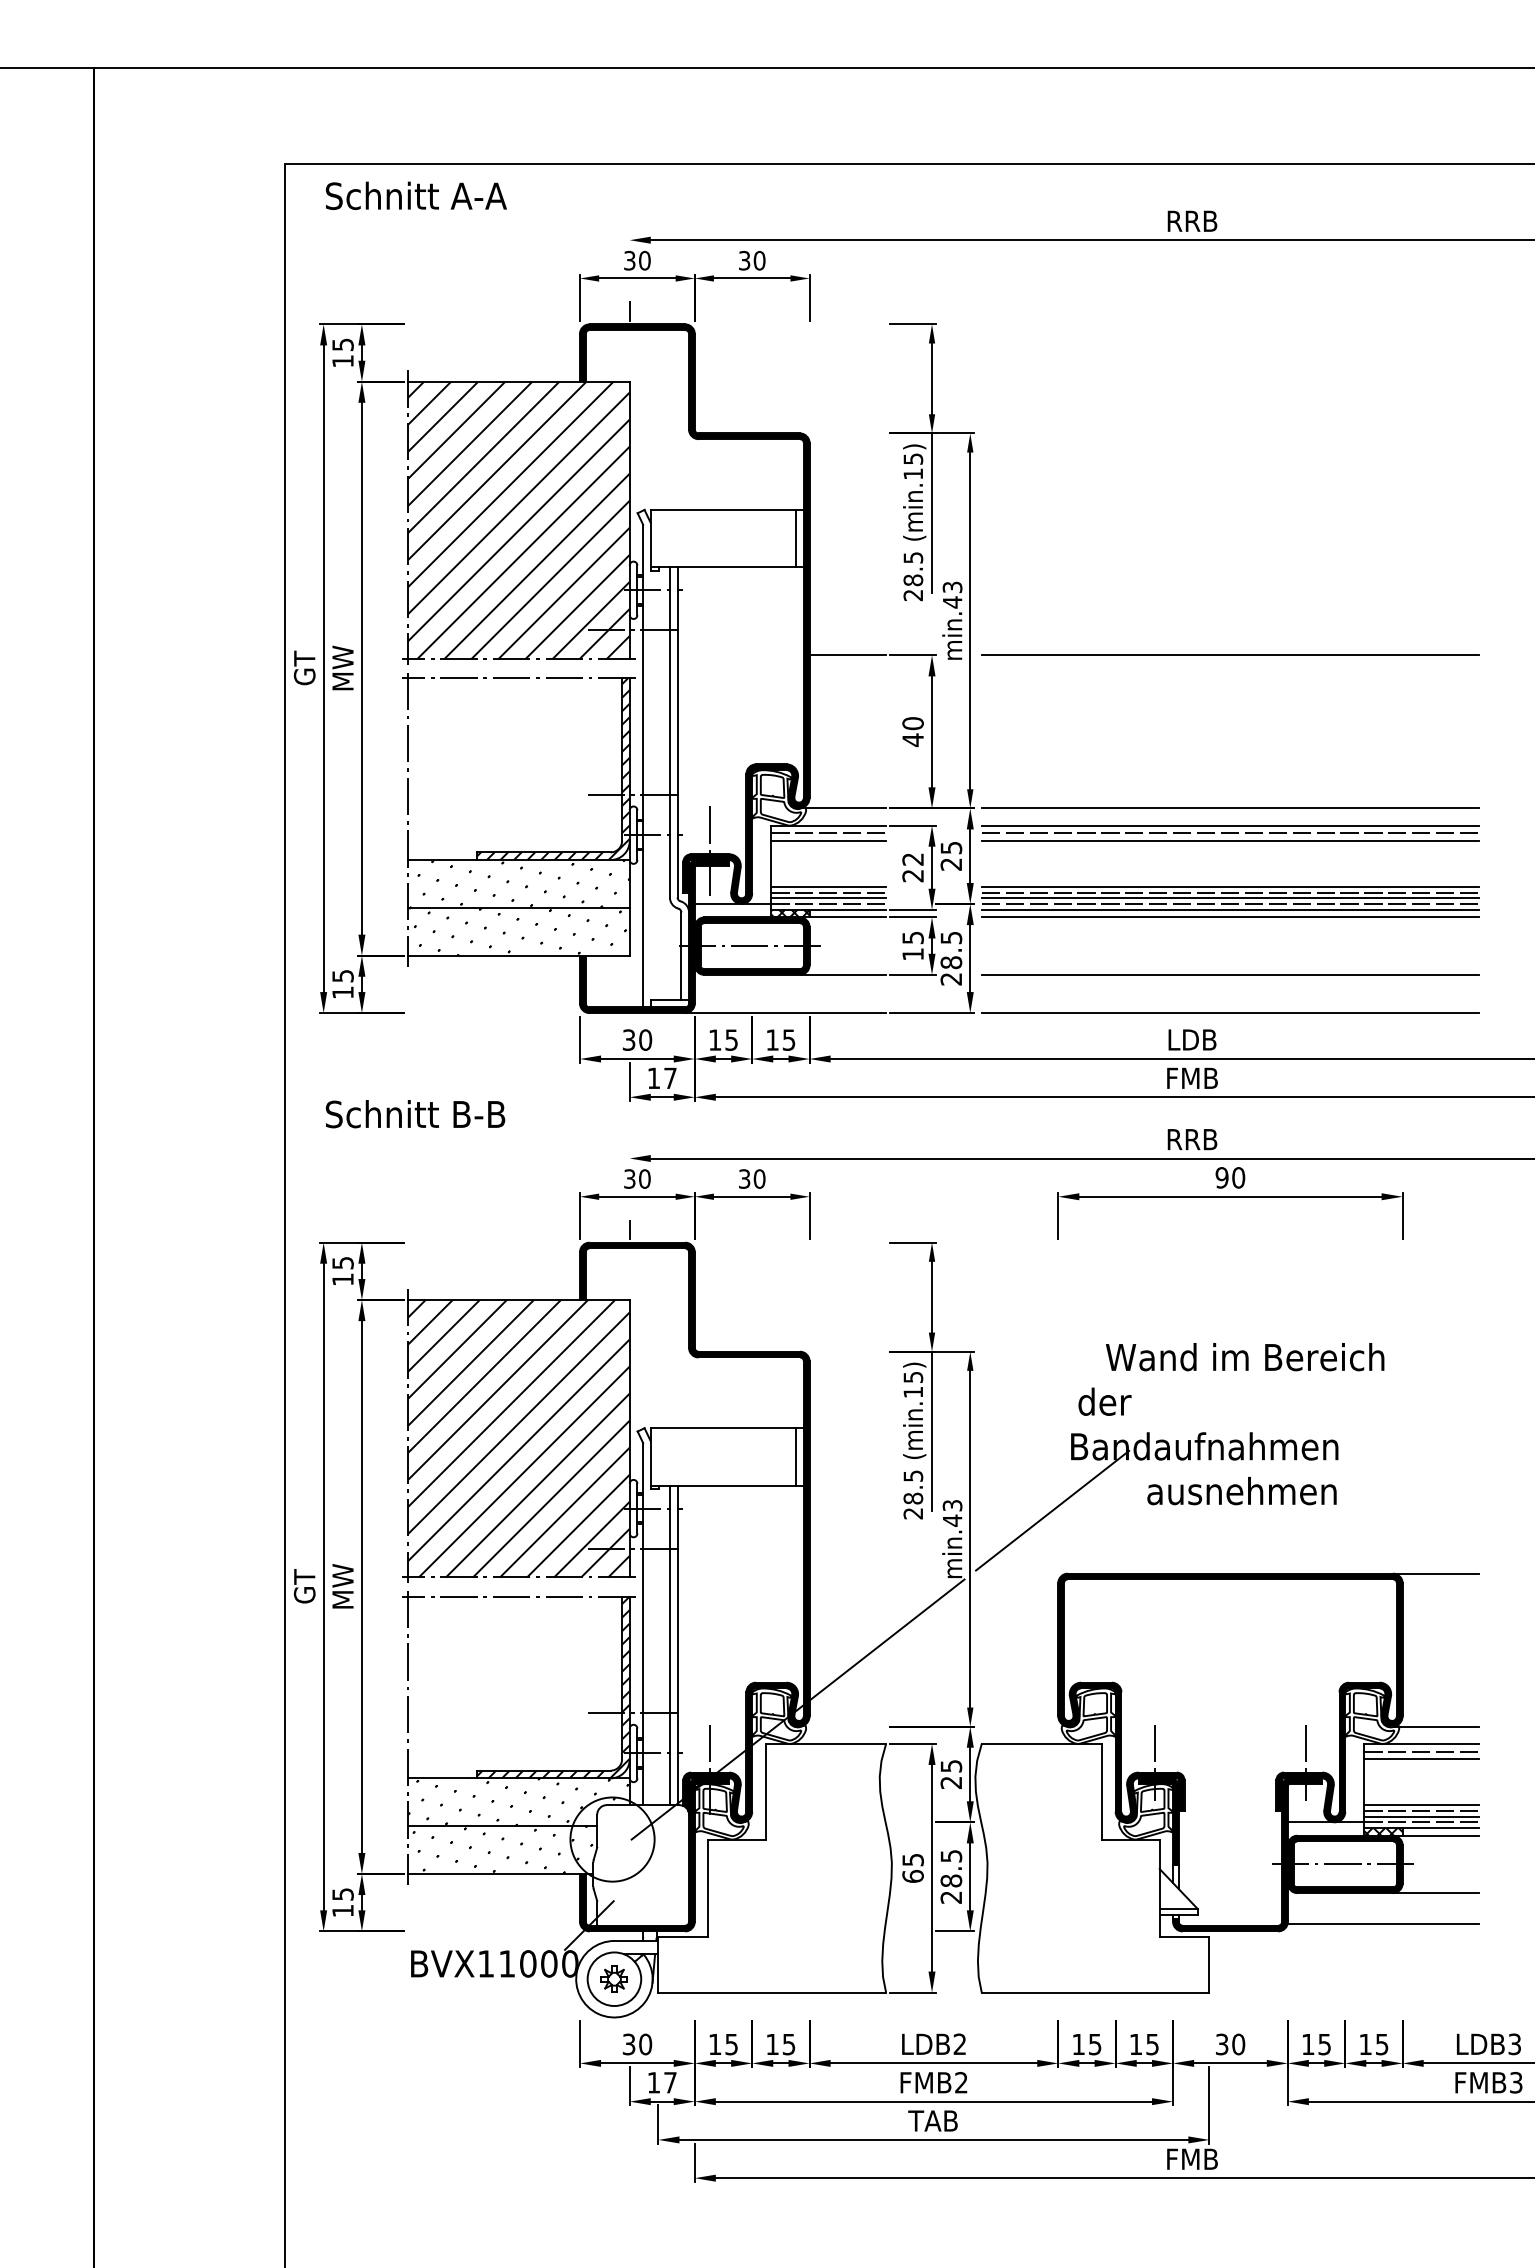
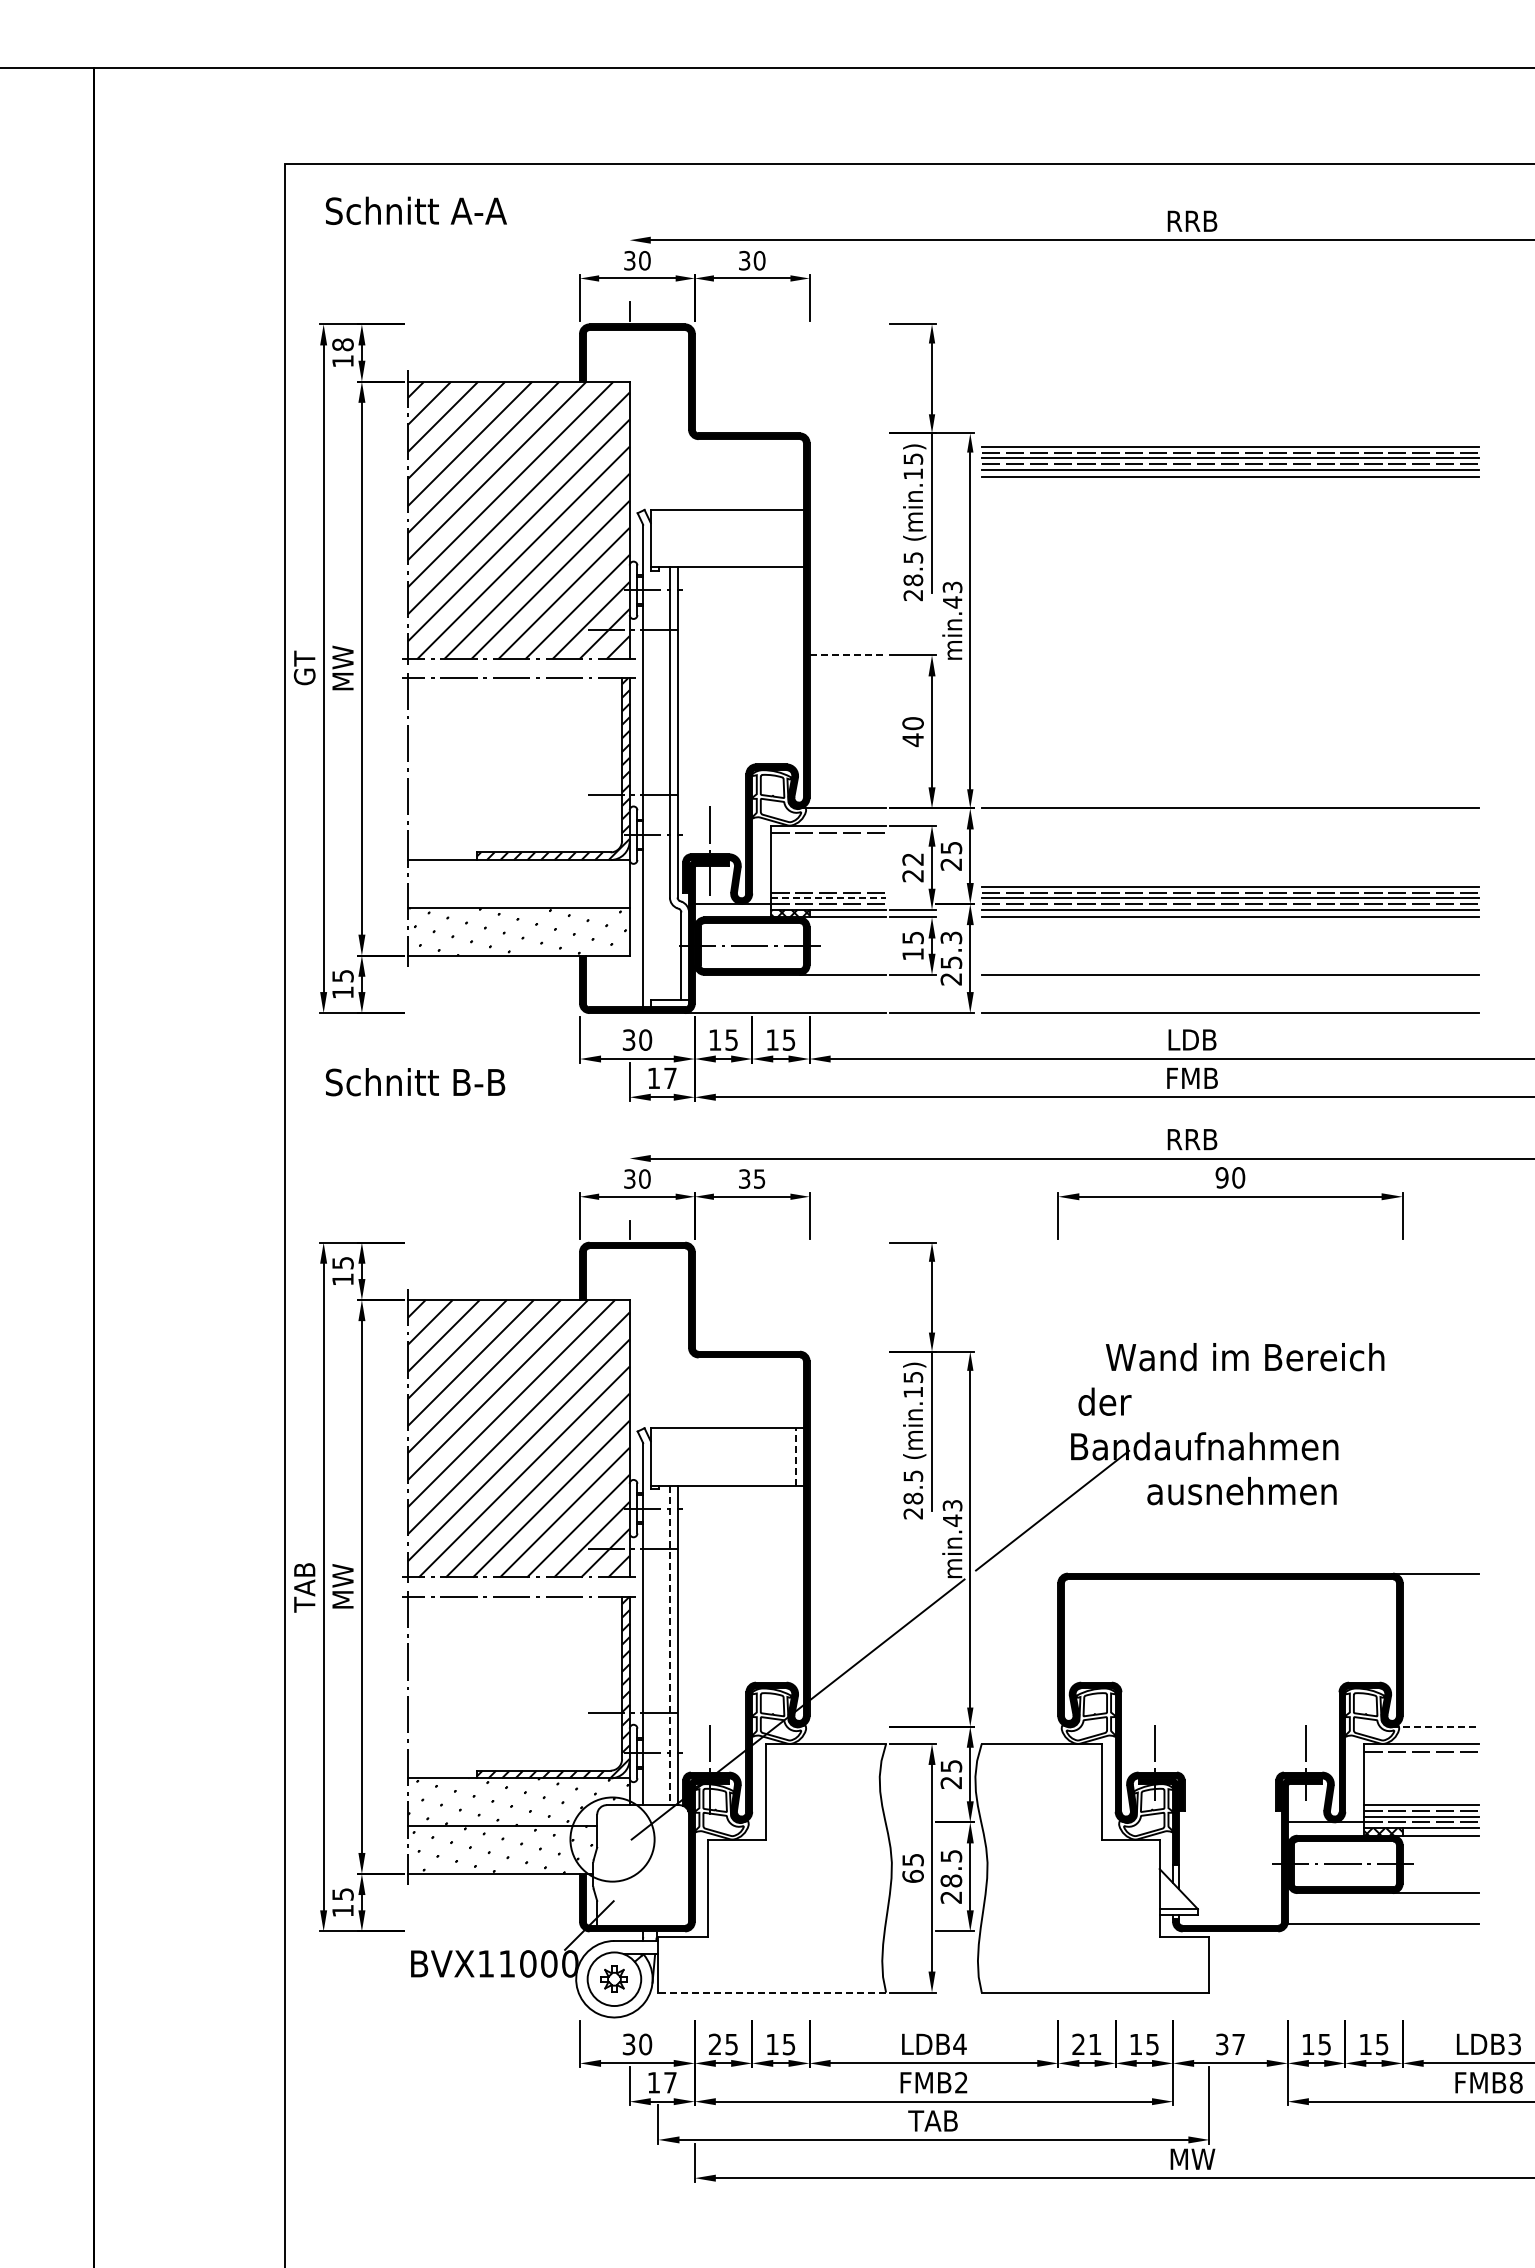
text position: (416, 195) -> (416, 210) (416, 210)
text: 15 -> 18 (342, 344)
part: none -> present (1230, 461)
line: present -> none (796, 538)
line: solid -> dashed (848, 655)
line: present -> none (1230, 655)
part: present -> none (1230, 833)
line: present -> none (828, 840)
hatch: present -> none (519, 883)
line: present -> none (828, 886)
line: solid -> dashed (829, 898)
text: 28.5 -> 25.3 (951, 950)
text position: (415, 1114) -> (415, 1082) (415, 1082)
text: 30 -> 35 (759, 1178)
line: solid -> dashed (796, 1456)
text: GT -> TAB (304, 1587)
line: solid -> dashed (669, 1645)
line: solid -> dashed (1435, 1726)
line: present -> none (1421, 1759)
line: solid -> dashed (772, 1992)
text: 15 -> 25 (714, 2043)
text: LDB2 -> LDB4 (959, 2043)
text: 15 -> 21 (1086, 2044)
text: 30 -> 37 (1238, 2044)
text: FMB3 -> FMB8 (1515, 2082)
text: FMB -> MW (1192, 2158)
